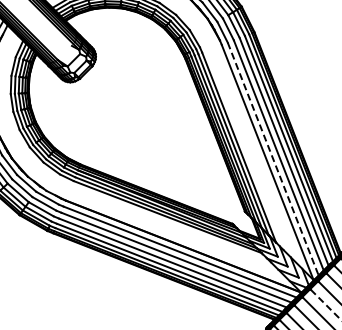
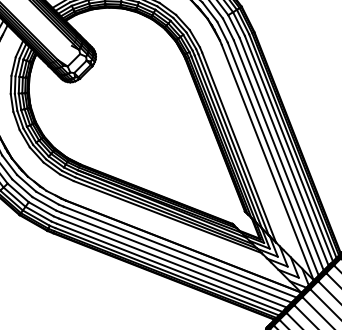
line: dashed -> solid (273, 159)
line: dashed -> solid (326, 305)
